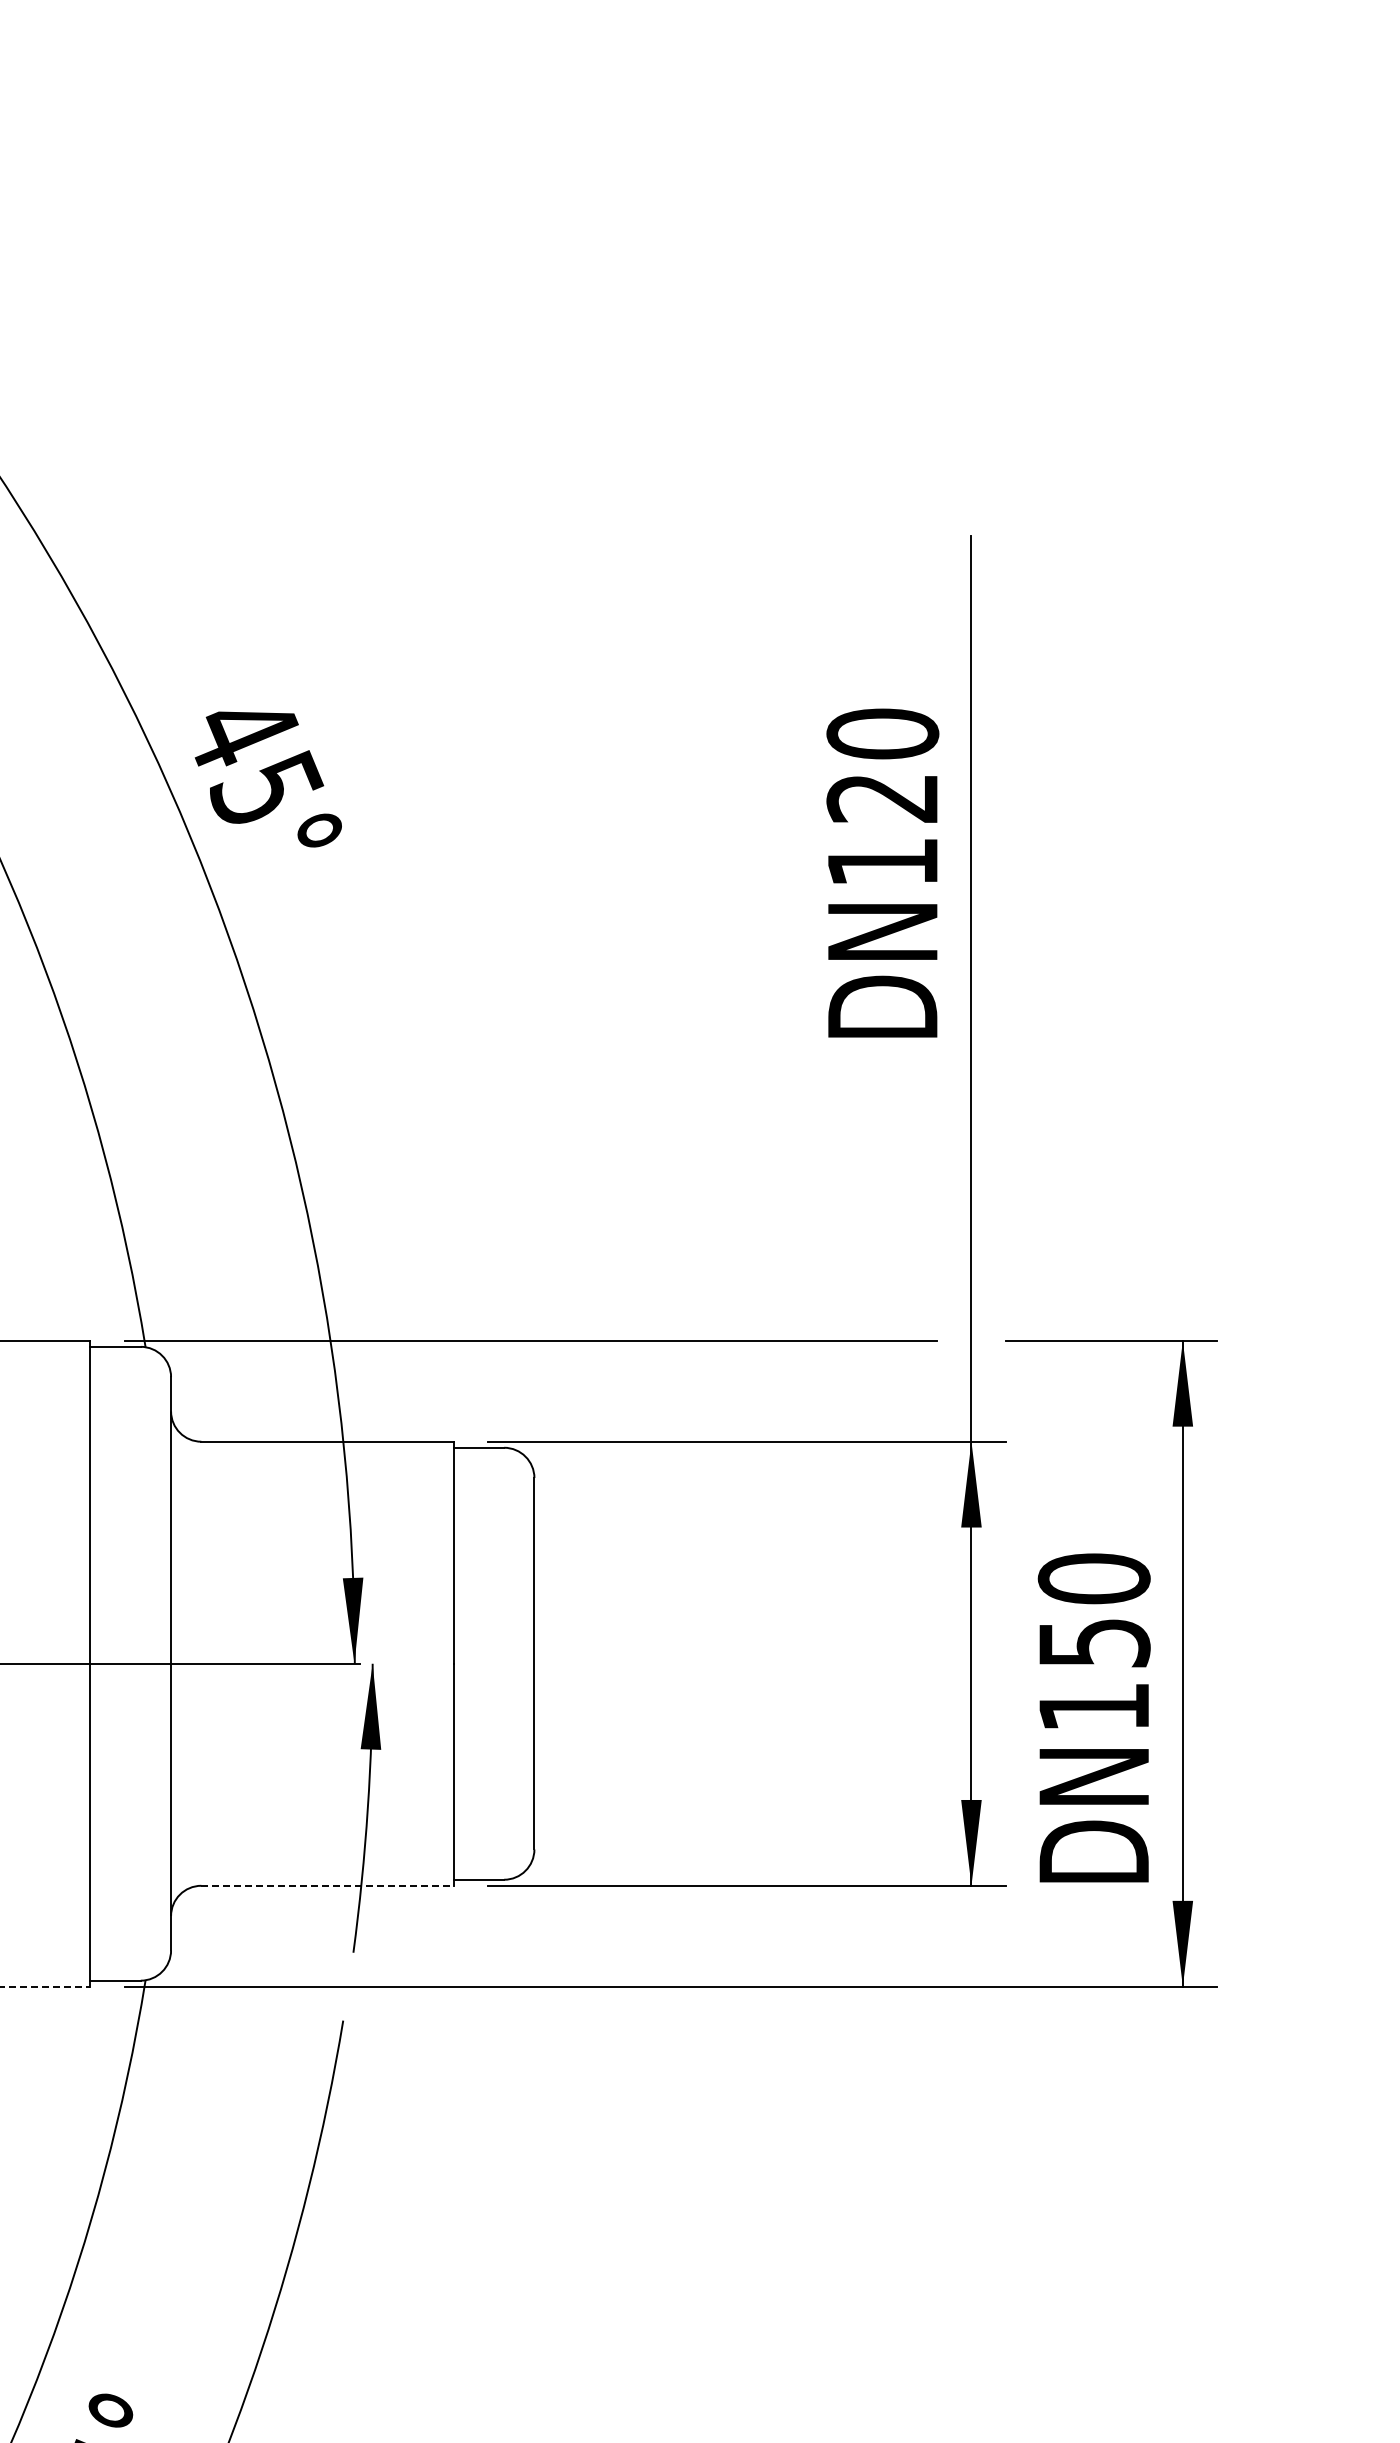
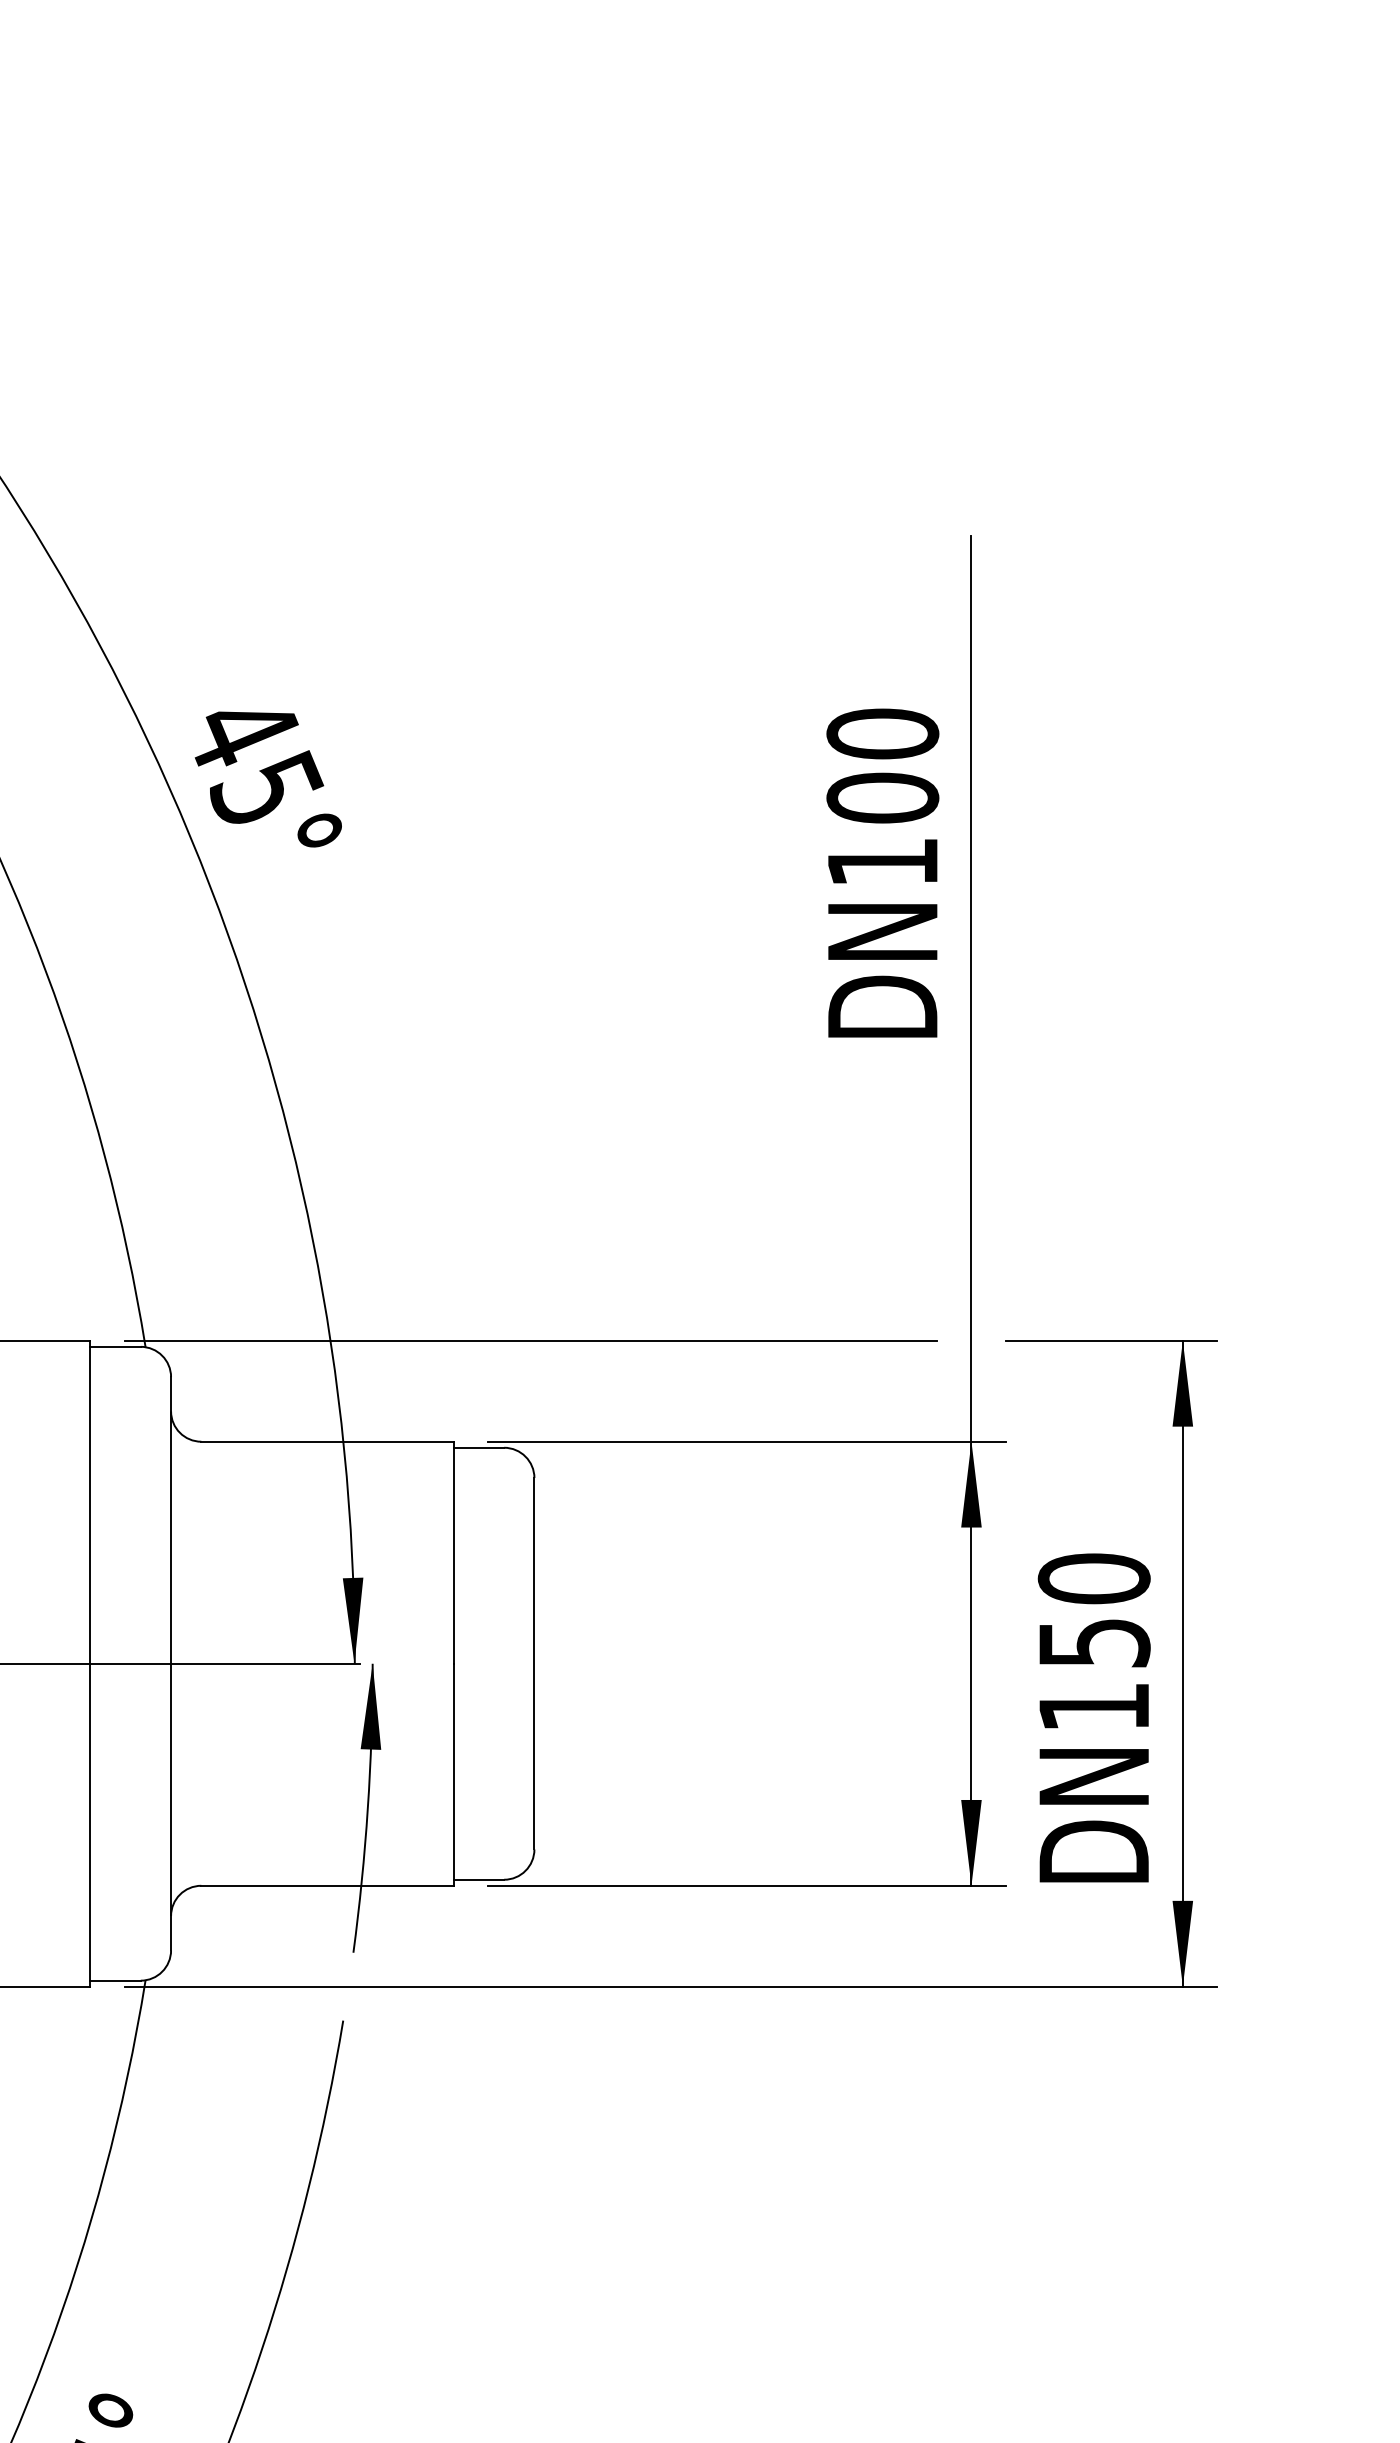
text: DN120 -> DN100 (882, 797)
line: dashed -> solid (328, 1885)
line: dashed -> solid (45, 1986)
